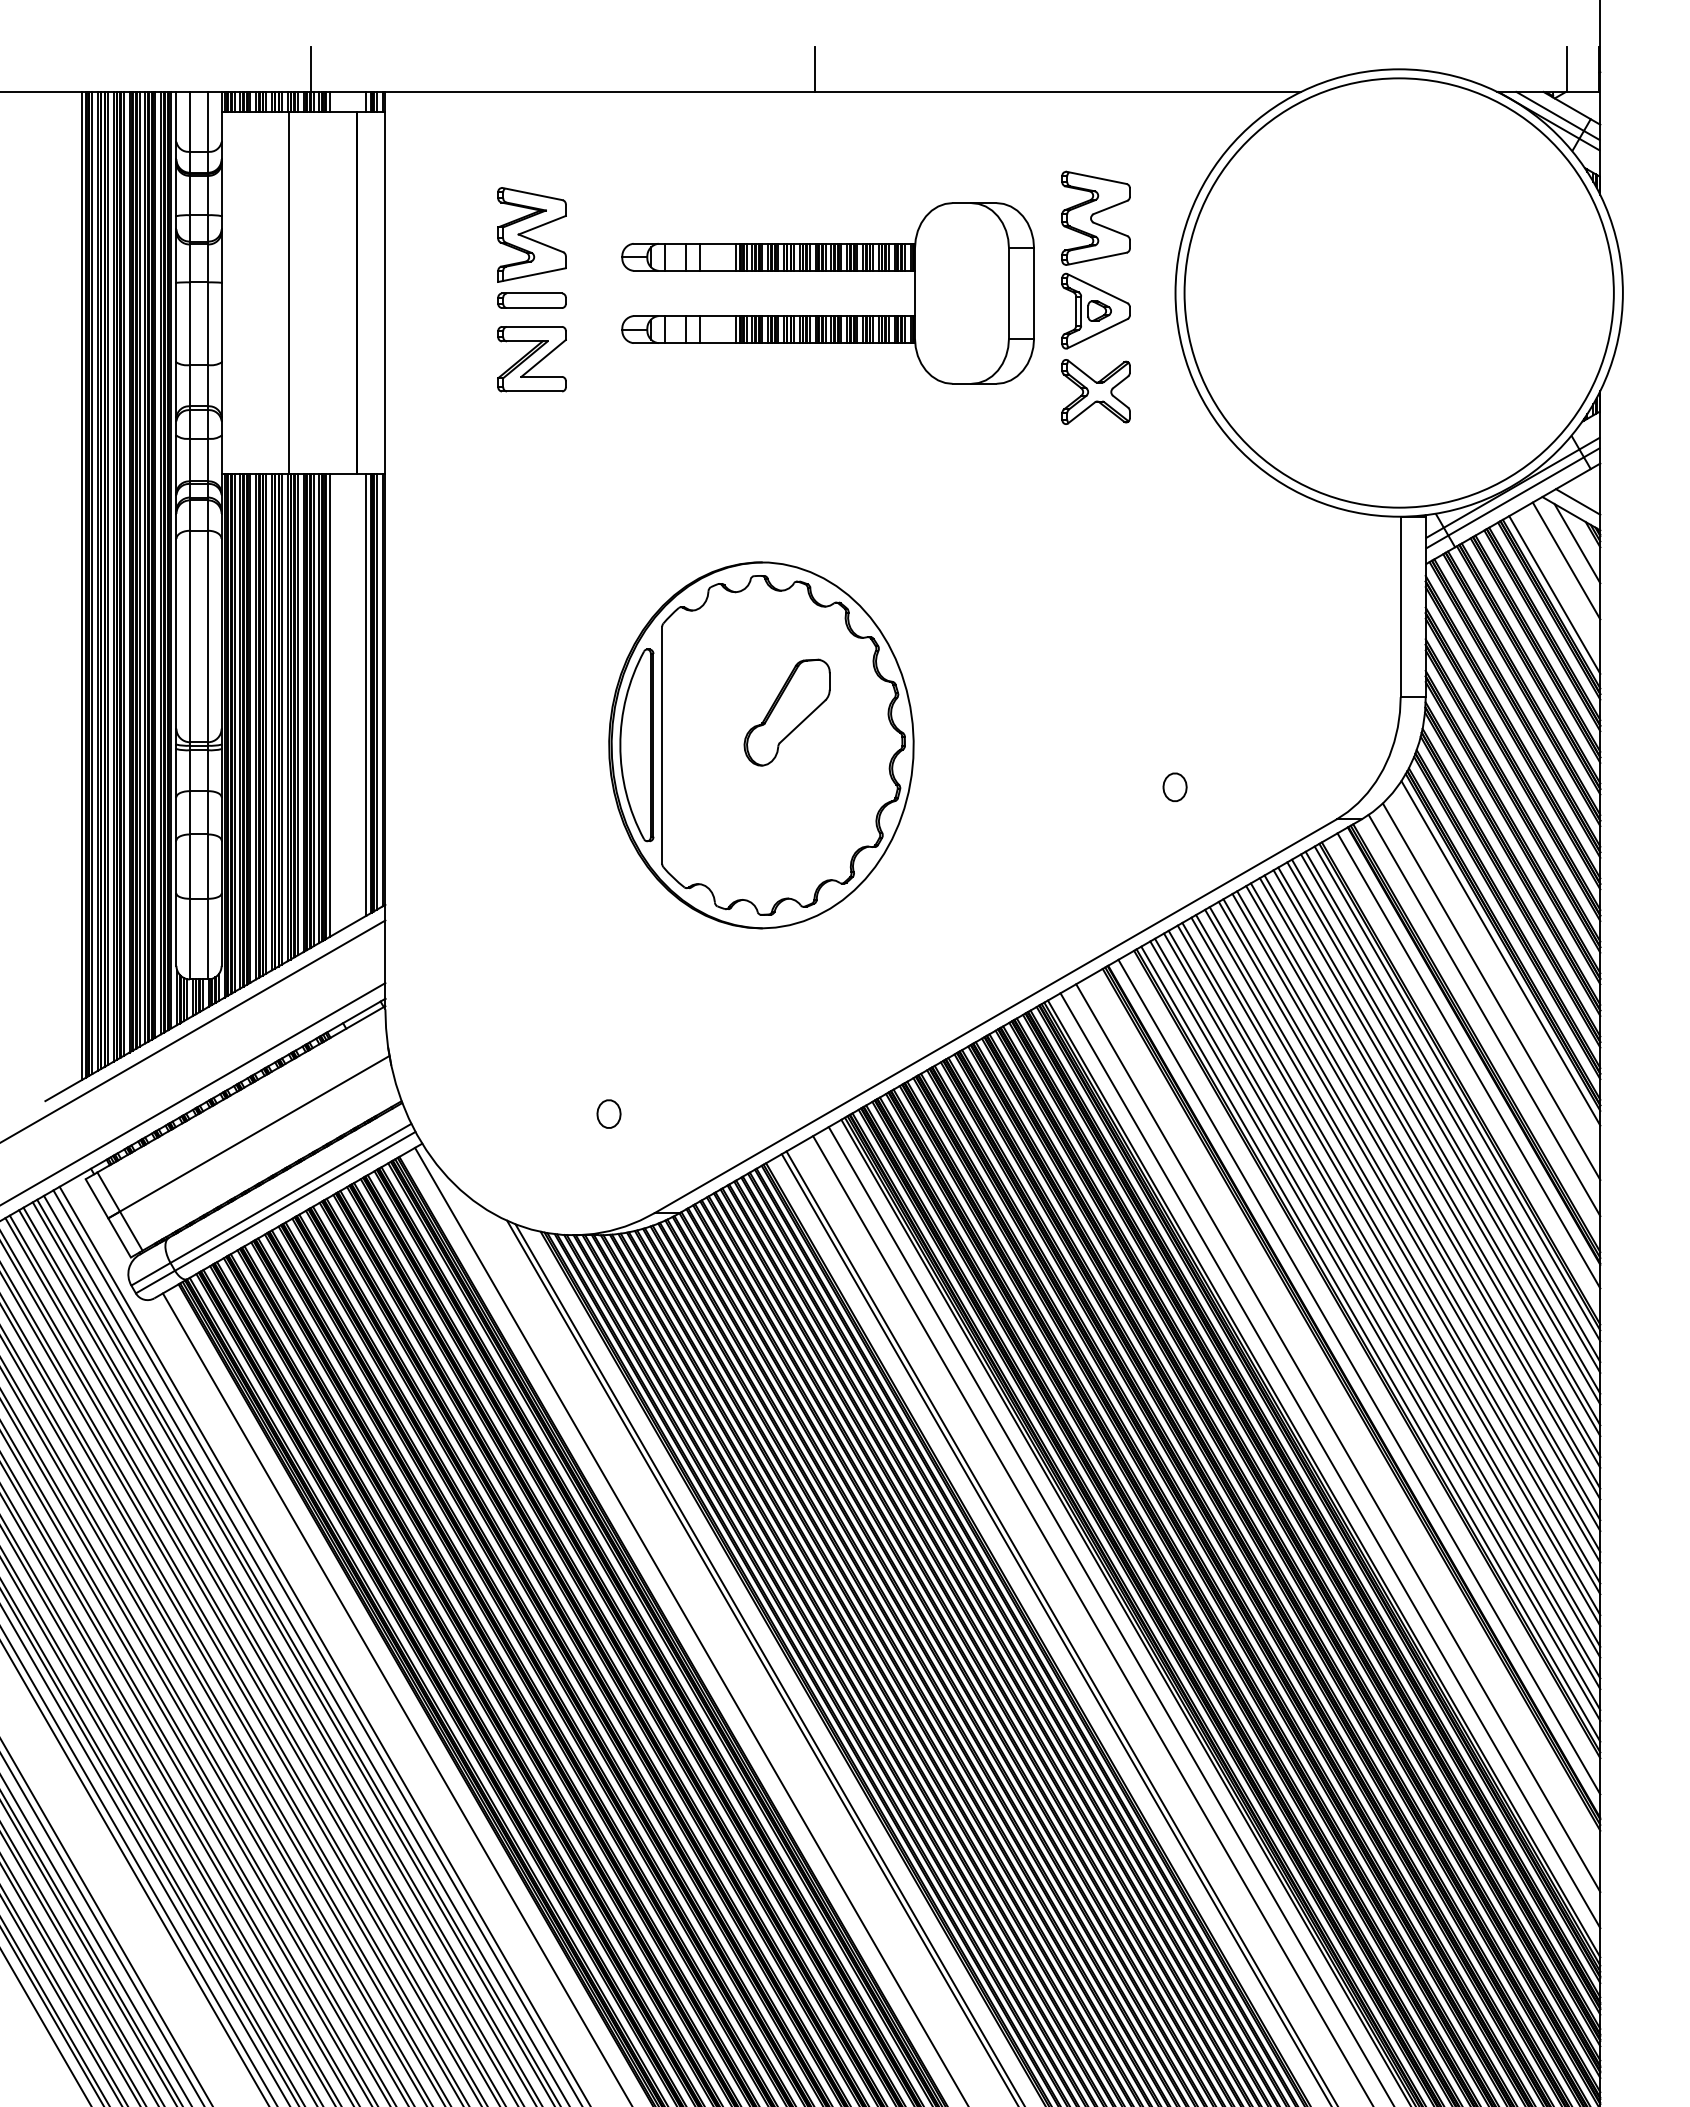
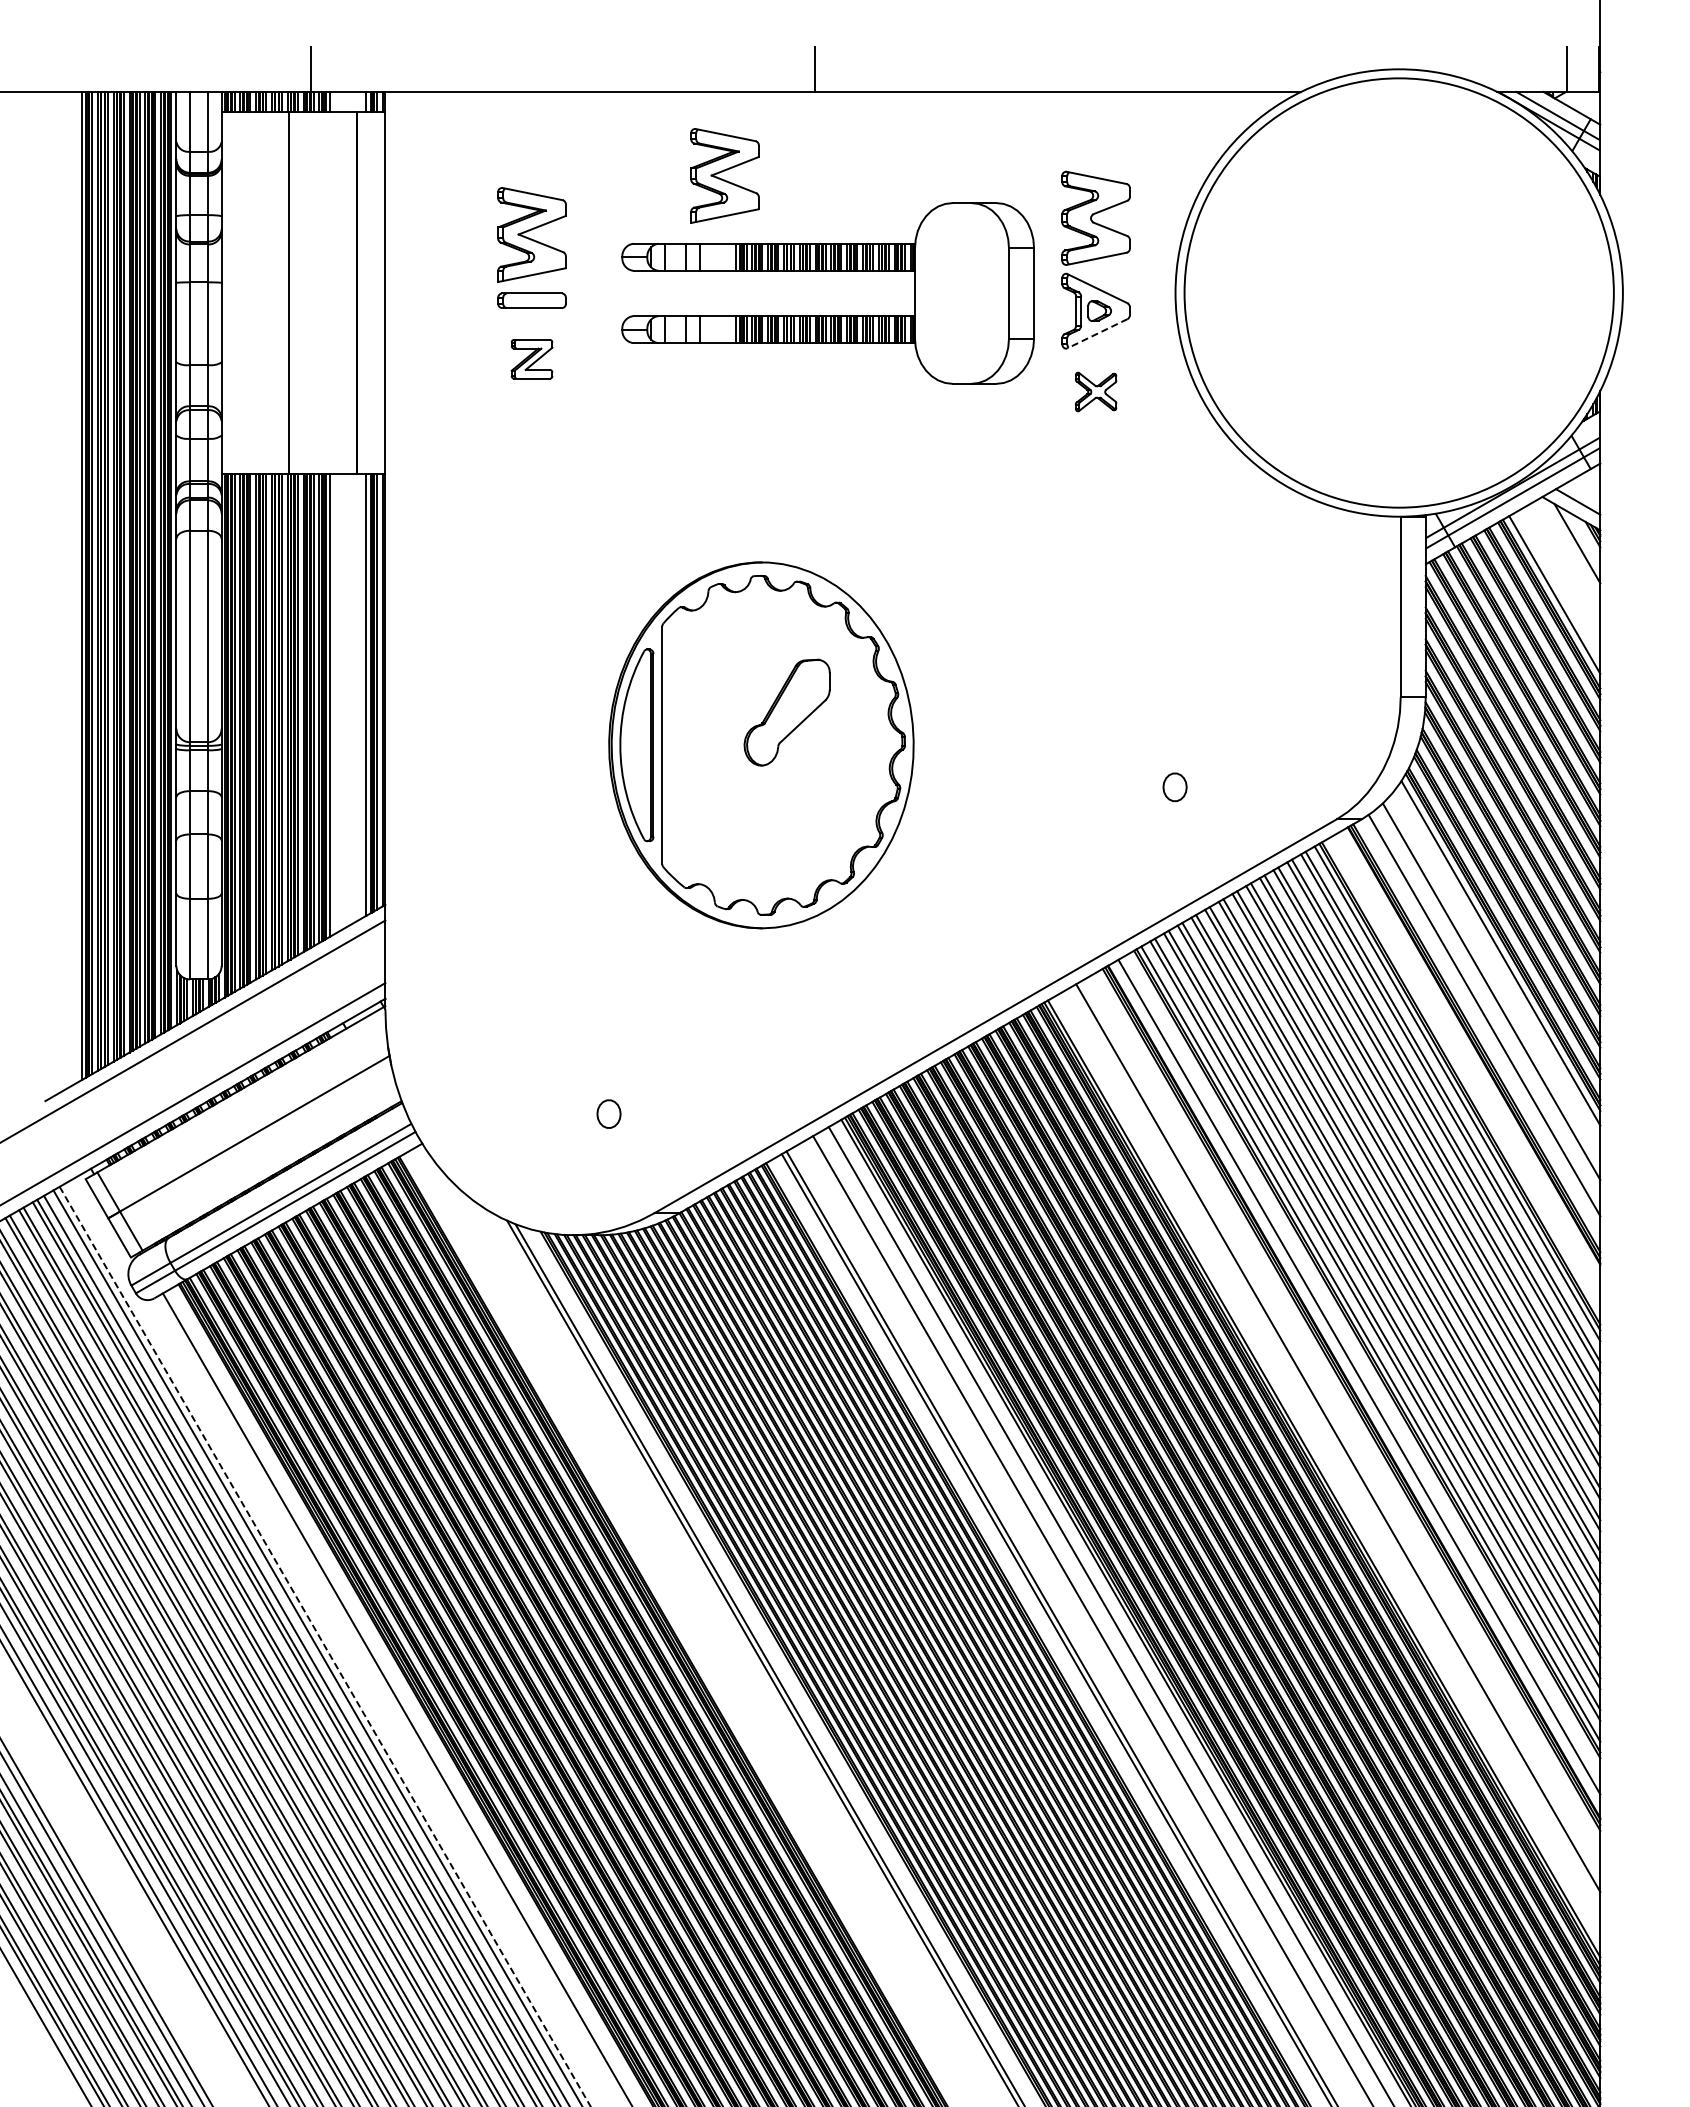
part: none -> present (724, 175)
line: solid -> dashed (1097, 333)
part size: 70x67 px -> 44x41 px (531, 359)
part size: 70x66 px -> 43x42 px (1096, 391)
line: present -> none (1566, 560)
line: present -> none (1468, 1060)
line: present -> none (1330, 1460)
line: present -> none (690, 1625)
line: solid -> dashed (325, 1646)
